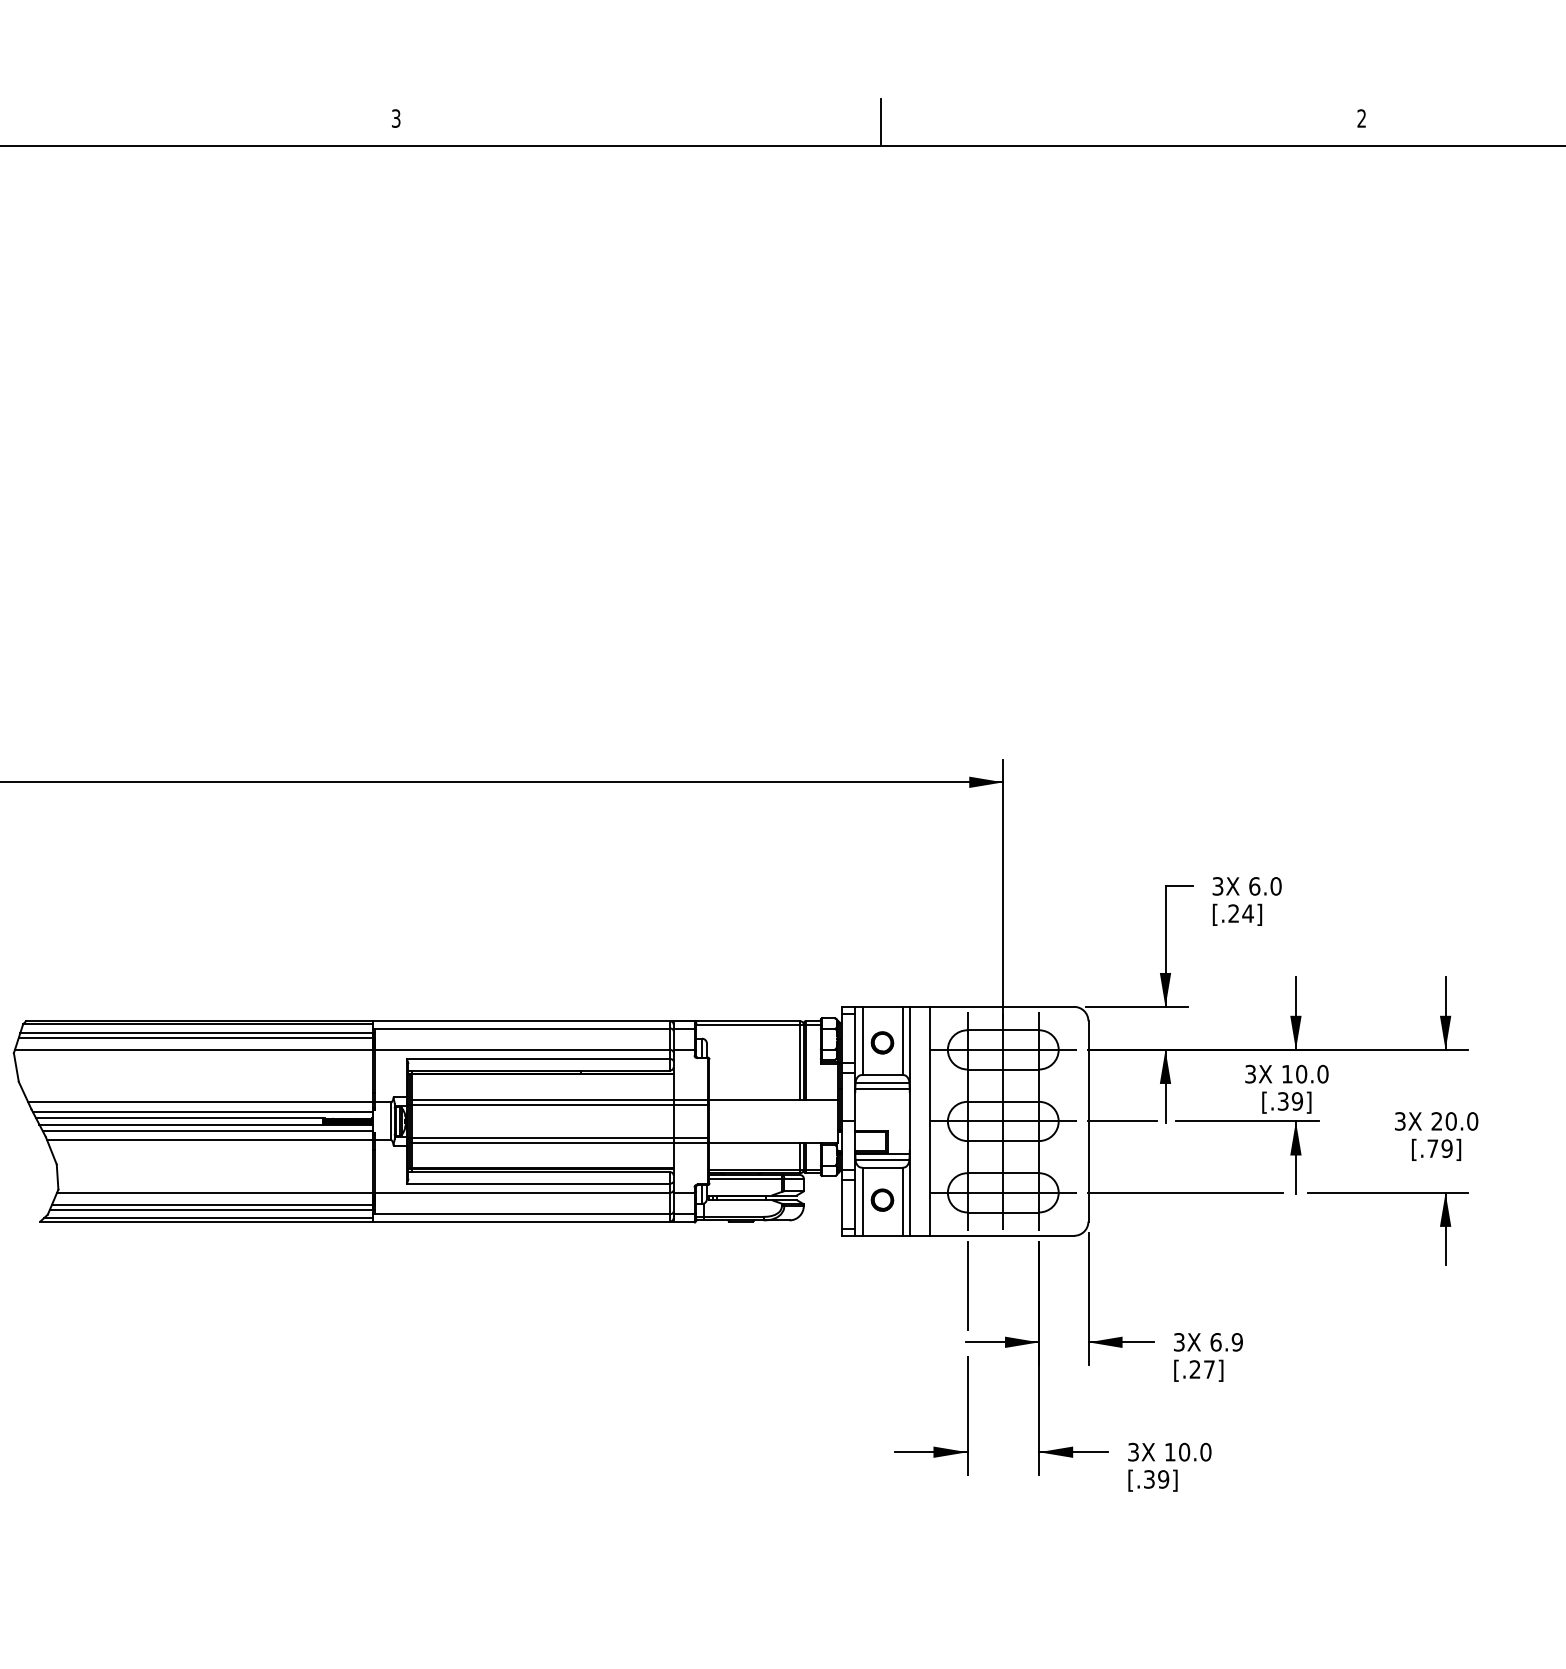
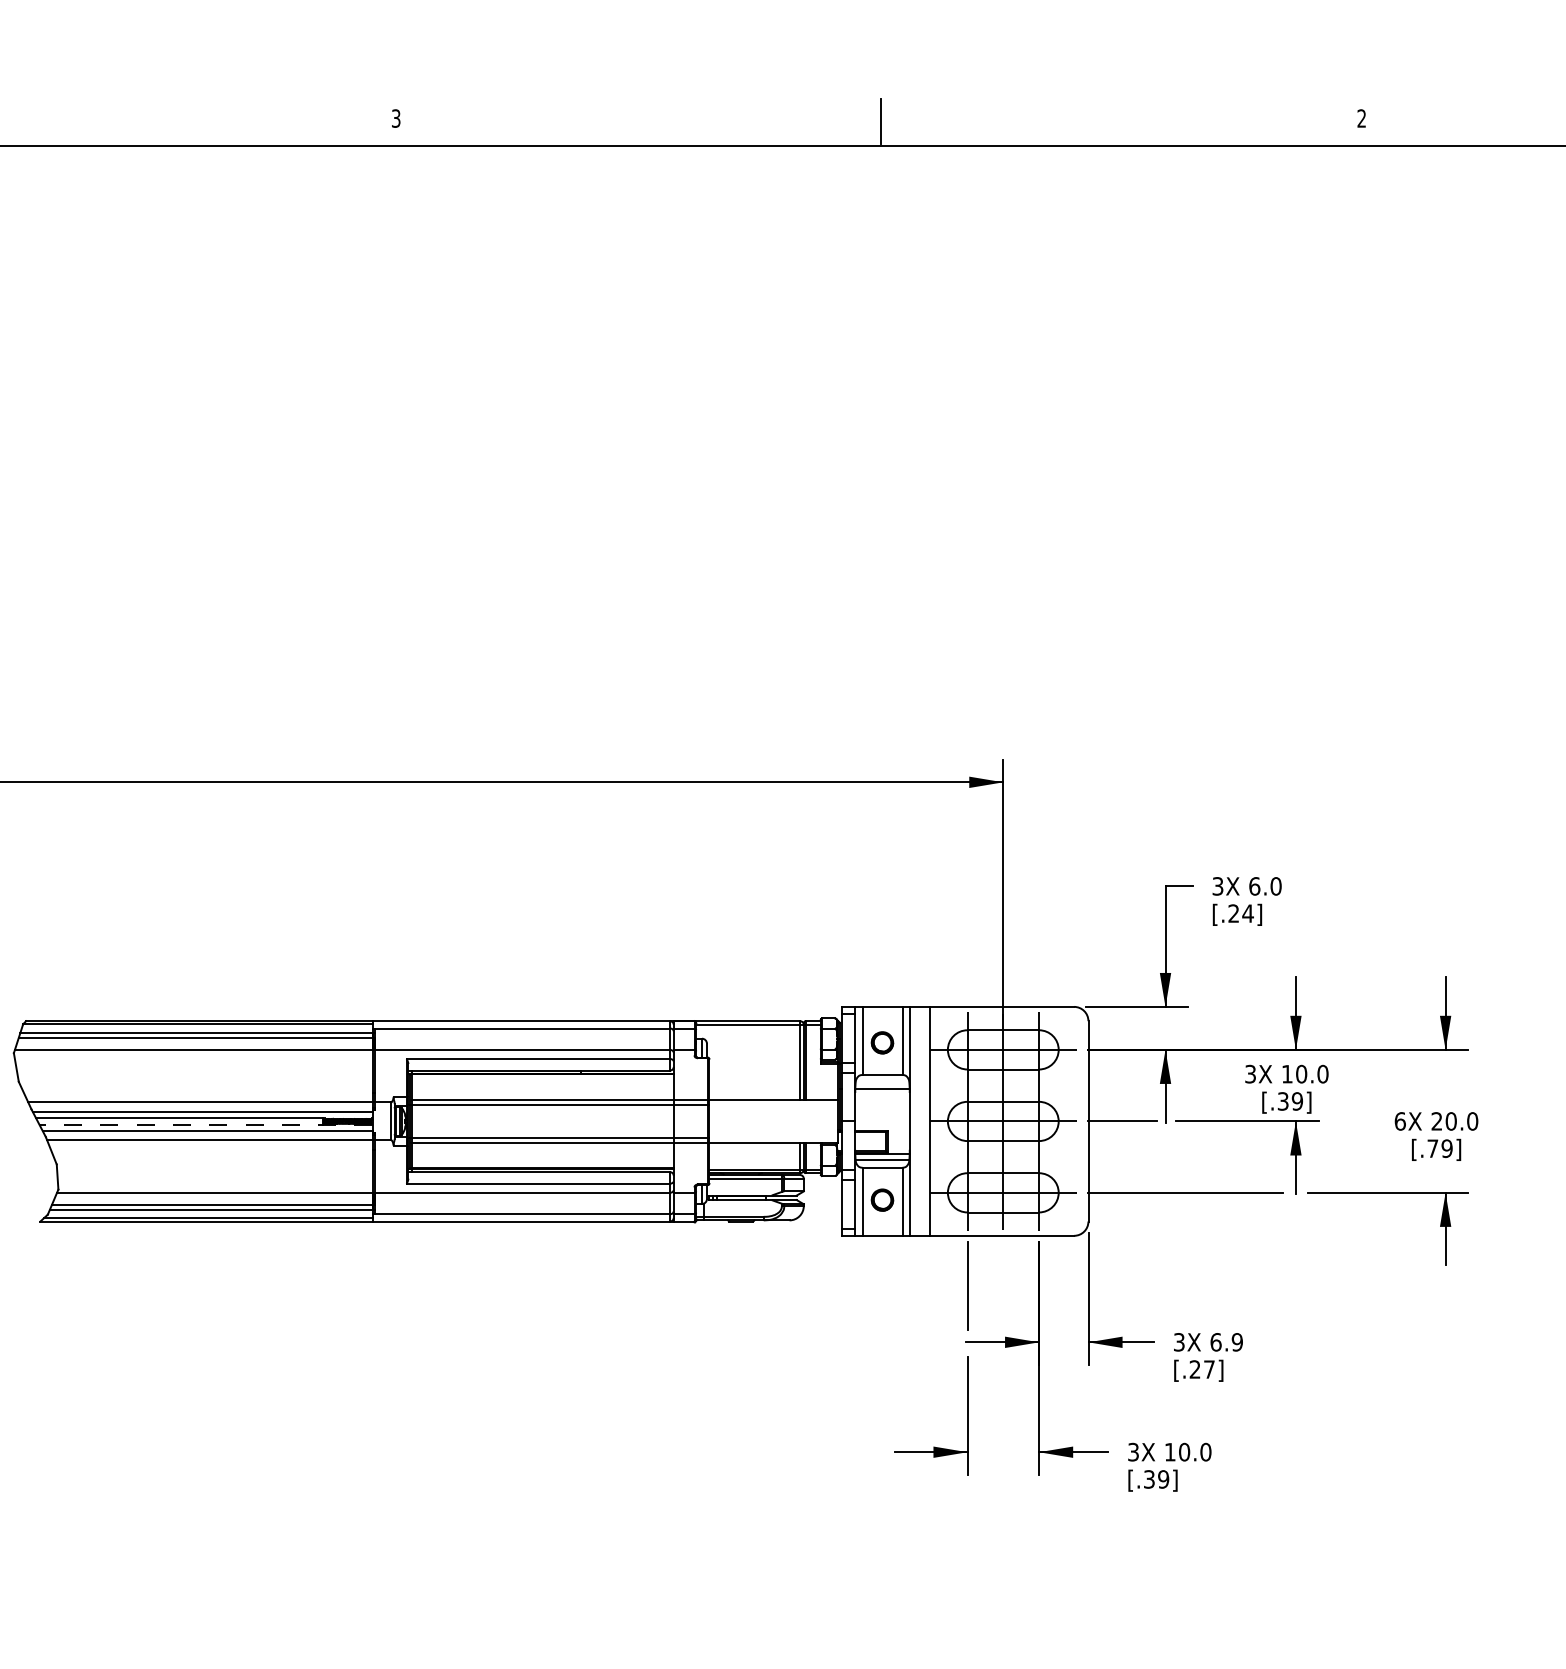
line: present -> none (882, 1082)
text: 3X -> 6X (1399, 1121)
line: solid -> dashed (205, 1124)
